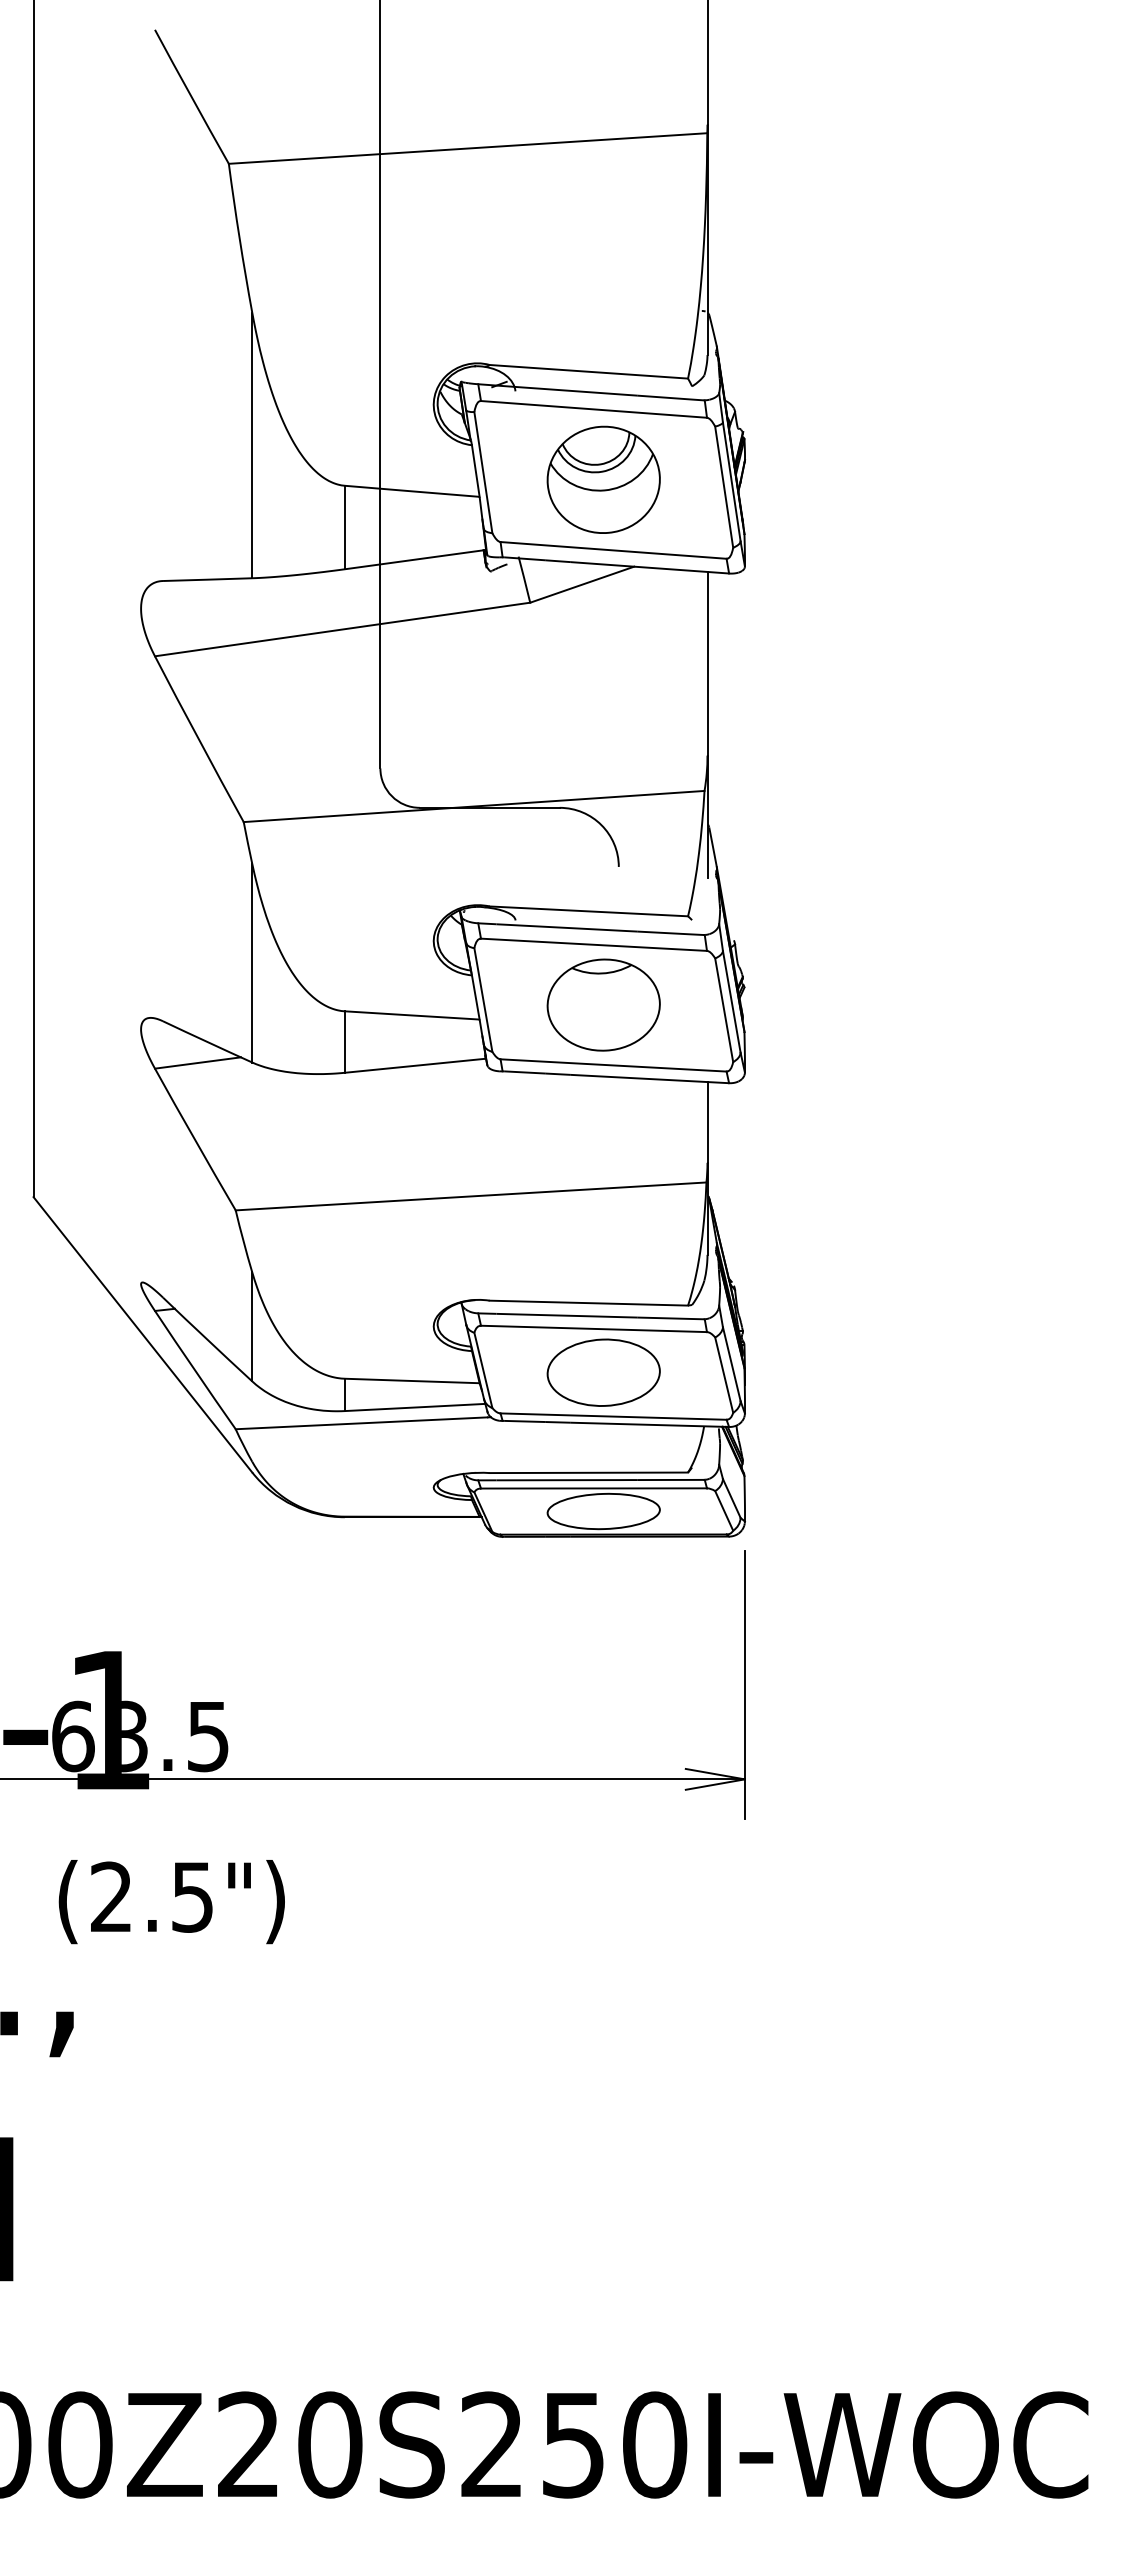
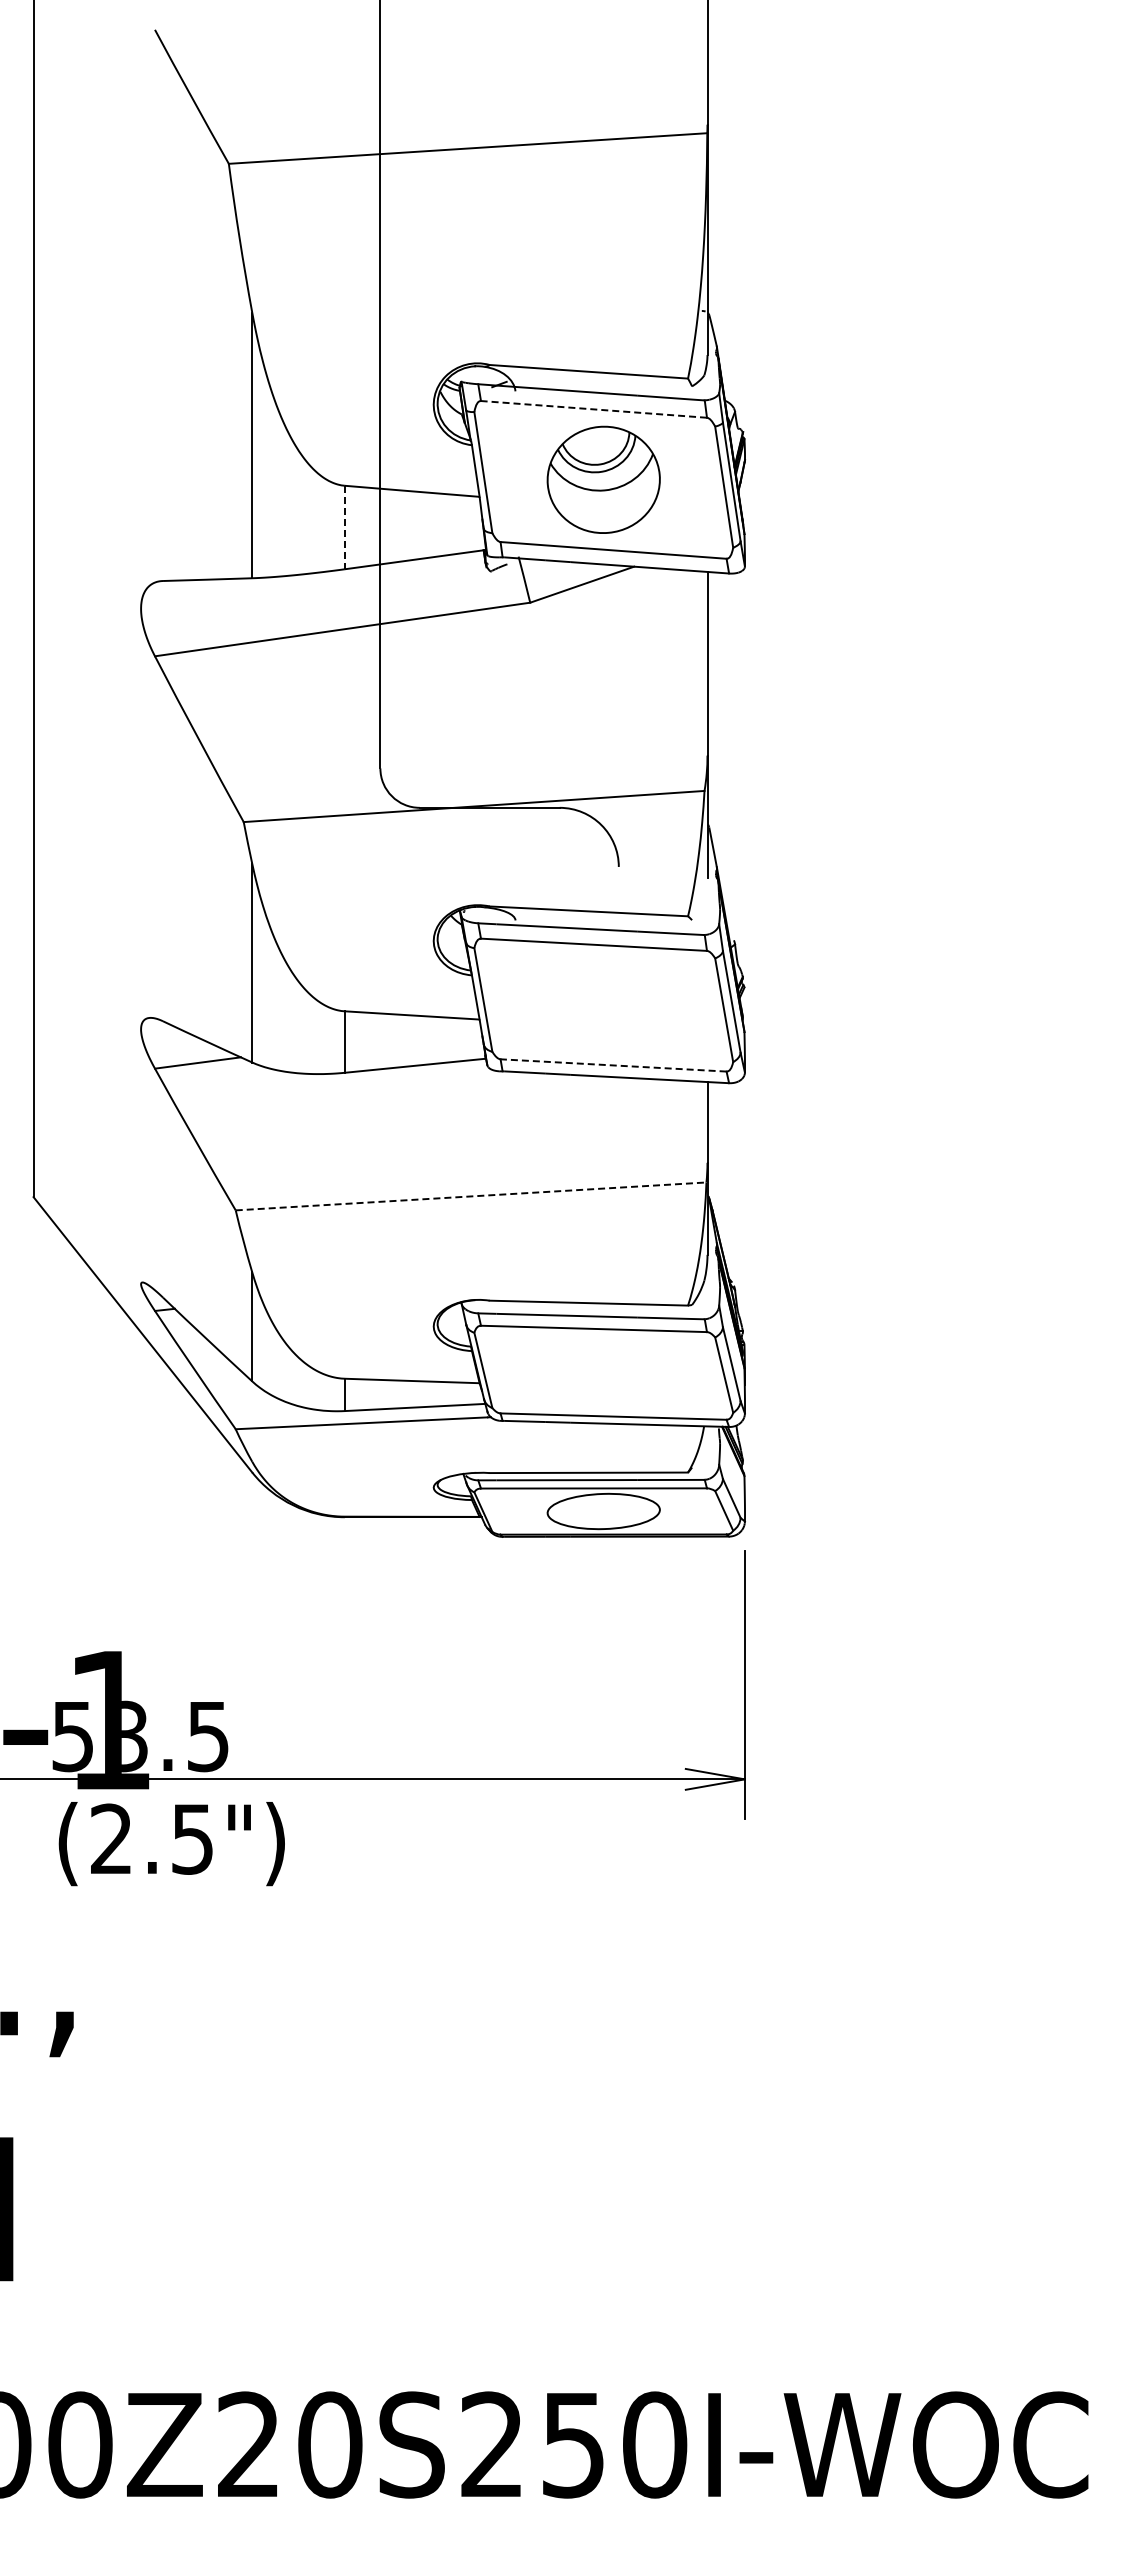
line: solid -> dashed (593, 409)
line: solid -> dashed (344, 527)
part: present -> none (603, 1004)
line: solid -> dashed (613, 1065)
line: solid -> dashed (471, 1196)
part: present -> none (603, 1372)
text: 63.5 -> 53.5 (73, 1736)
text position: (171, 1902) -> (171, 1844) (171, 1844)
